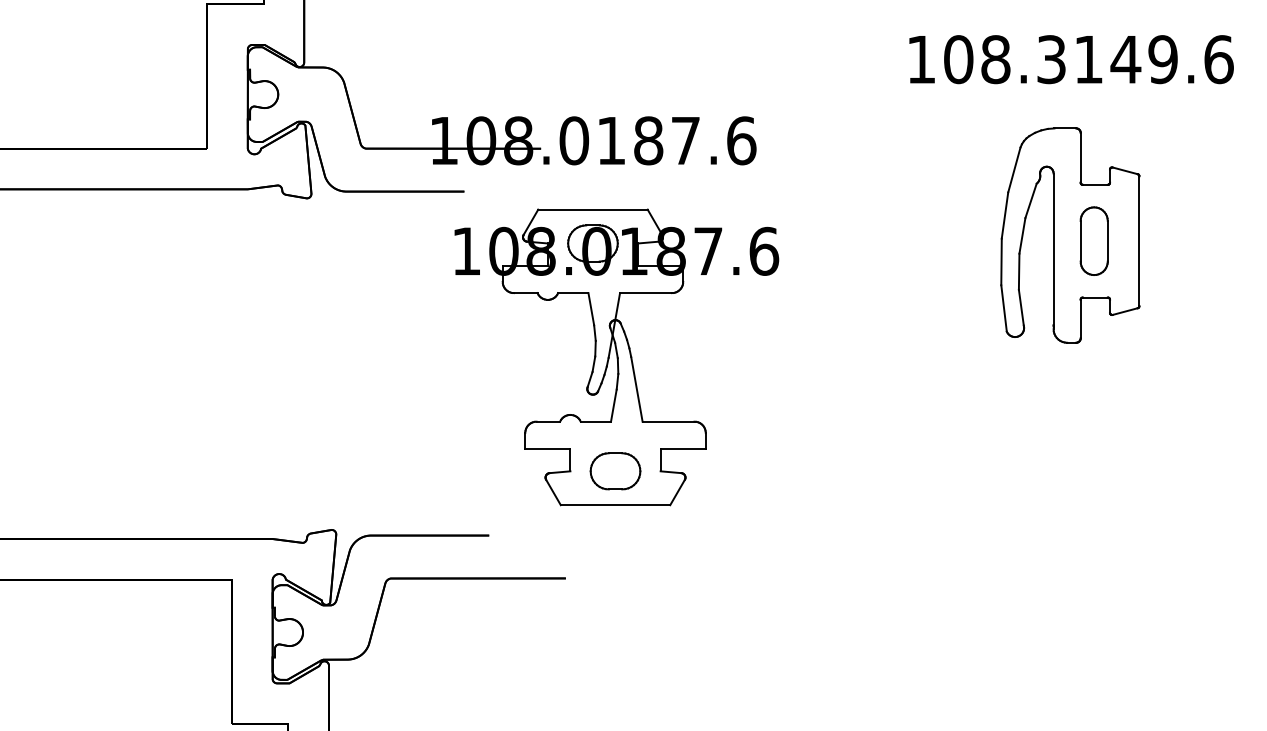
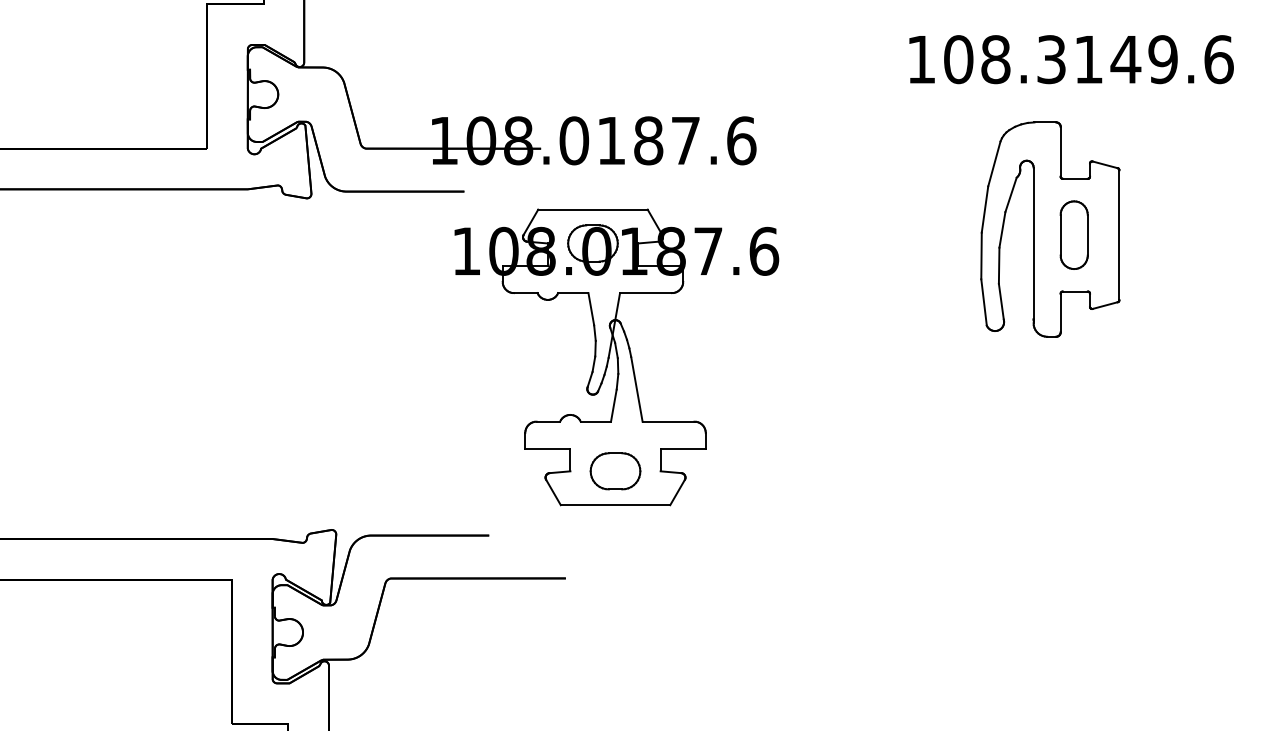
part position: (1070, 235) -> (1050, 229) (1050, 229)
